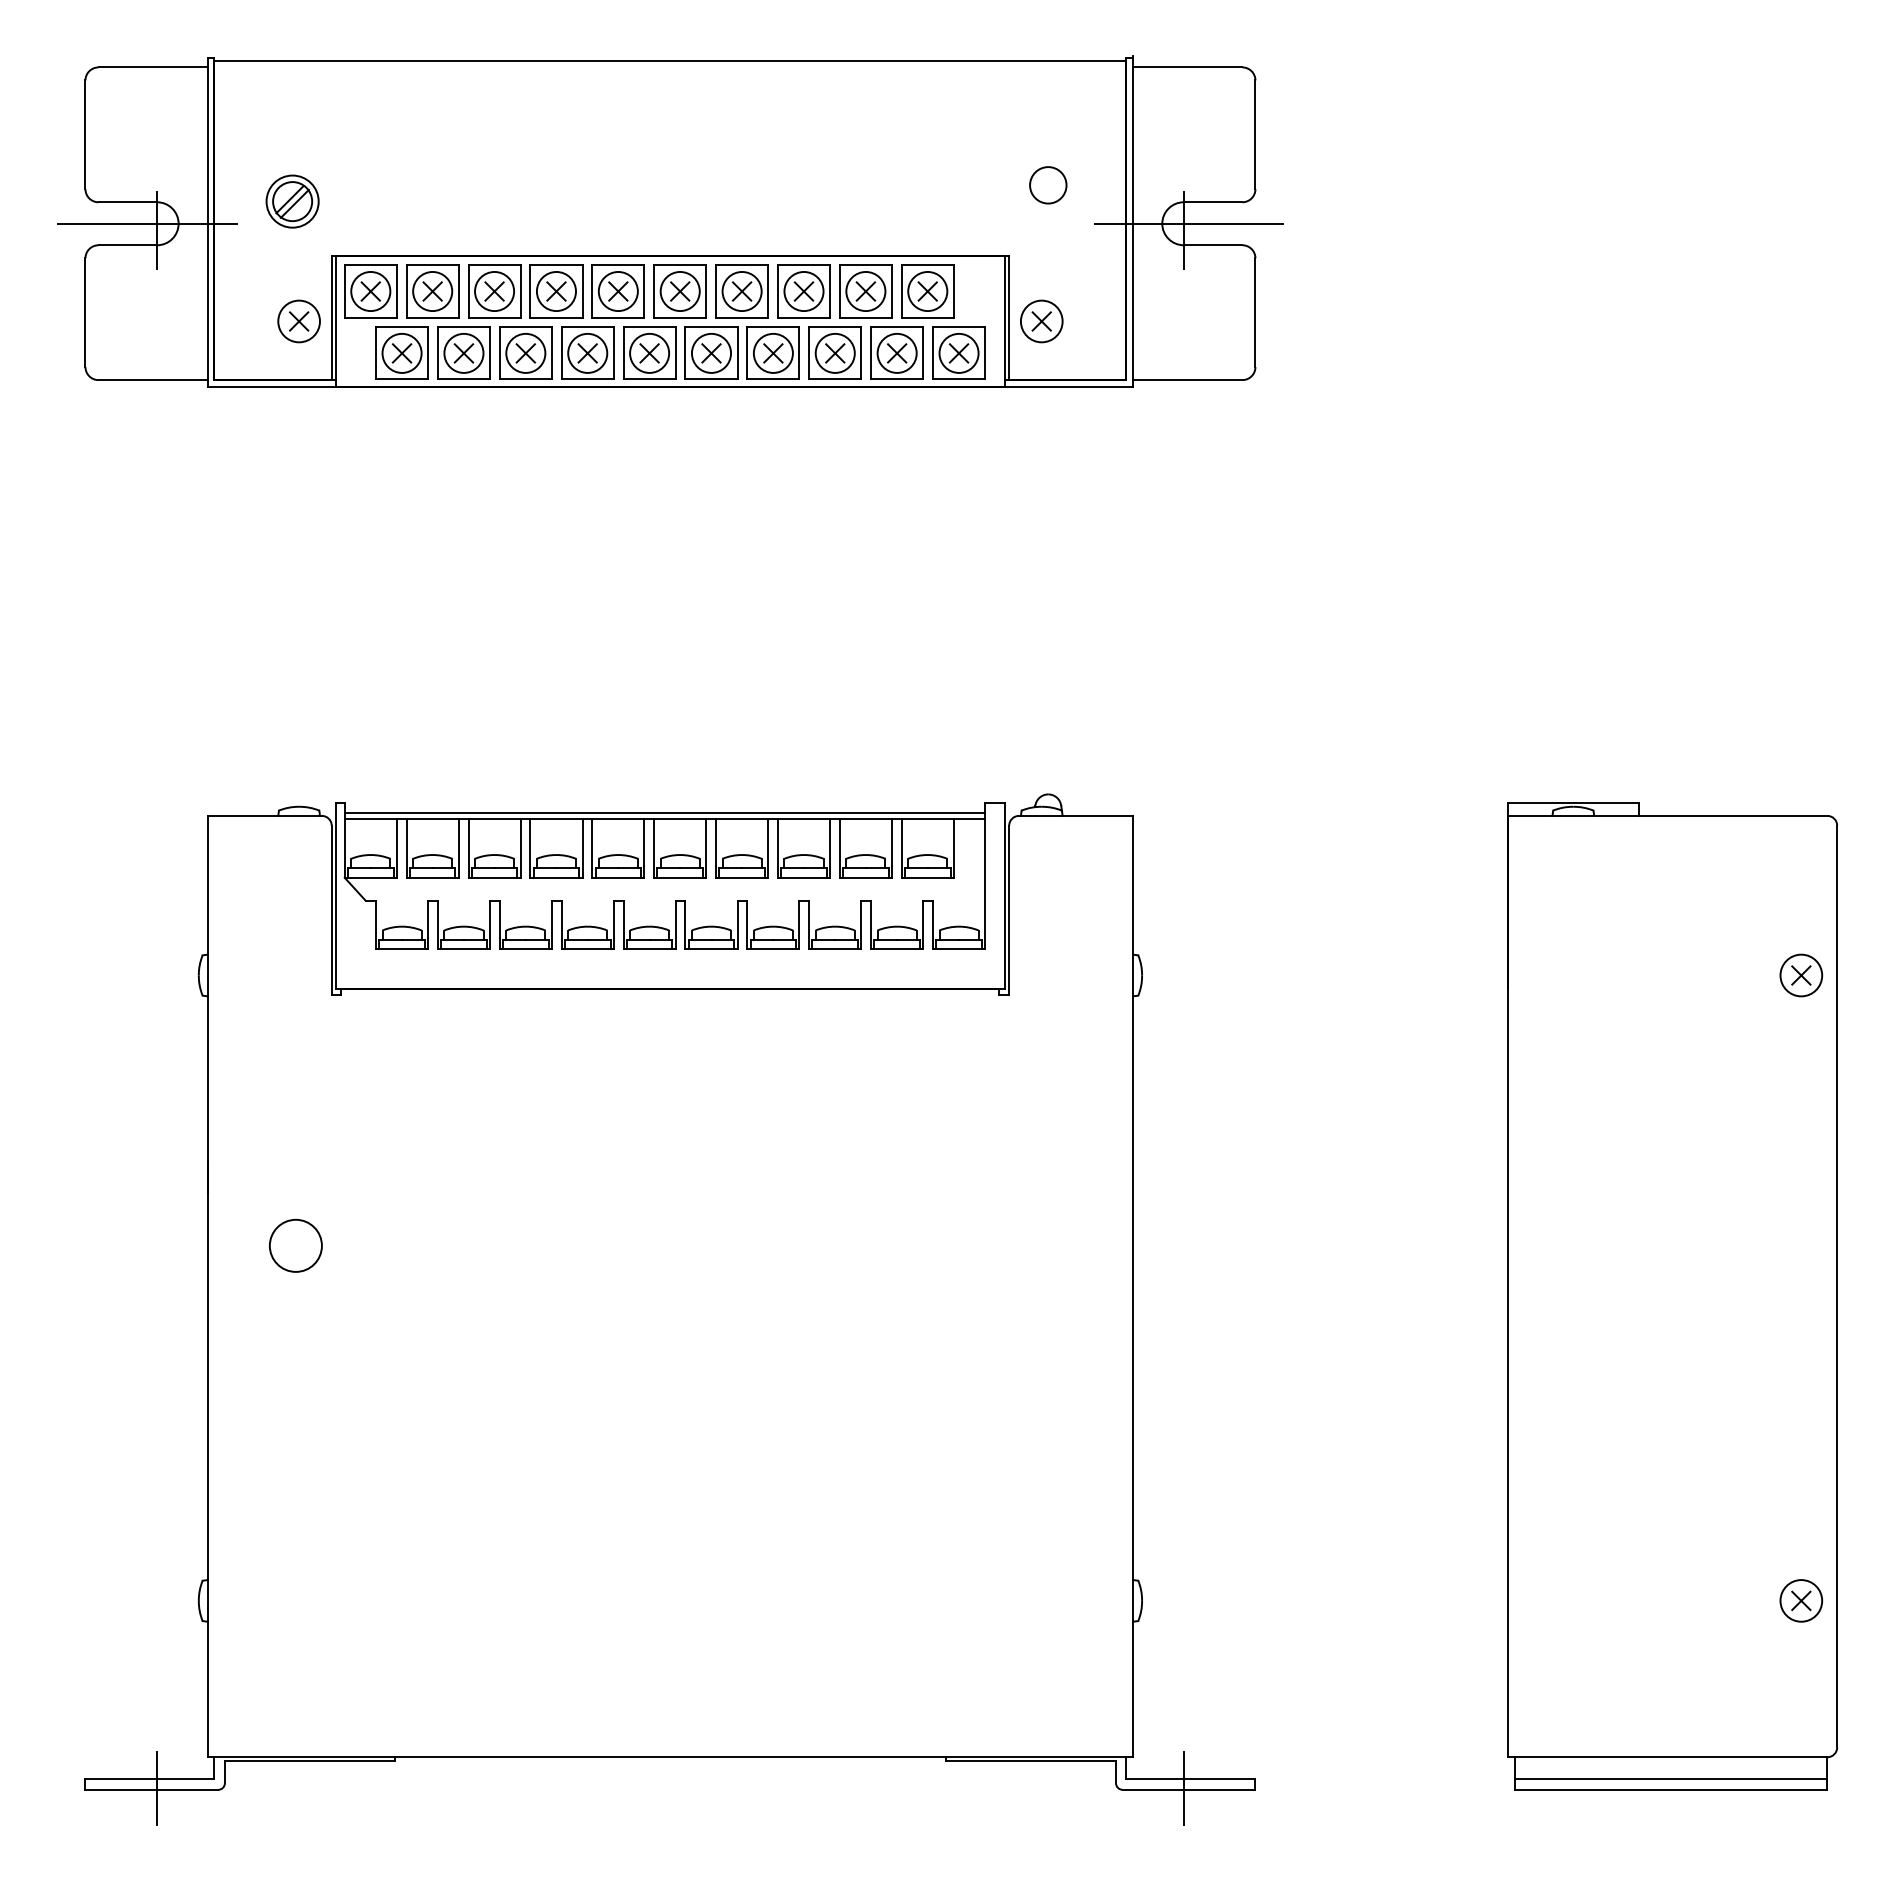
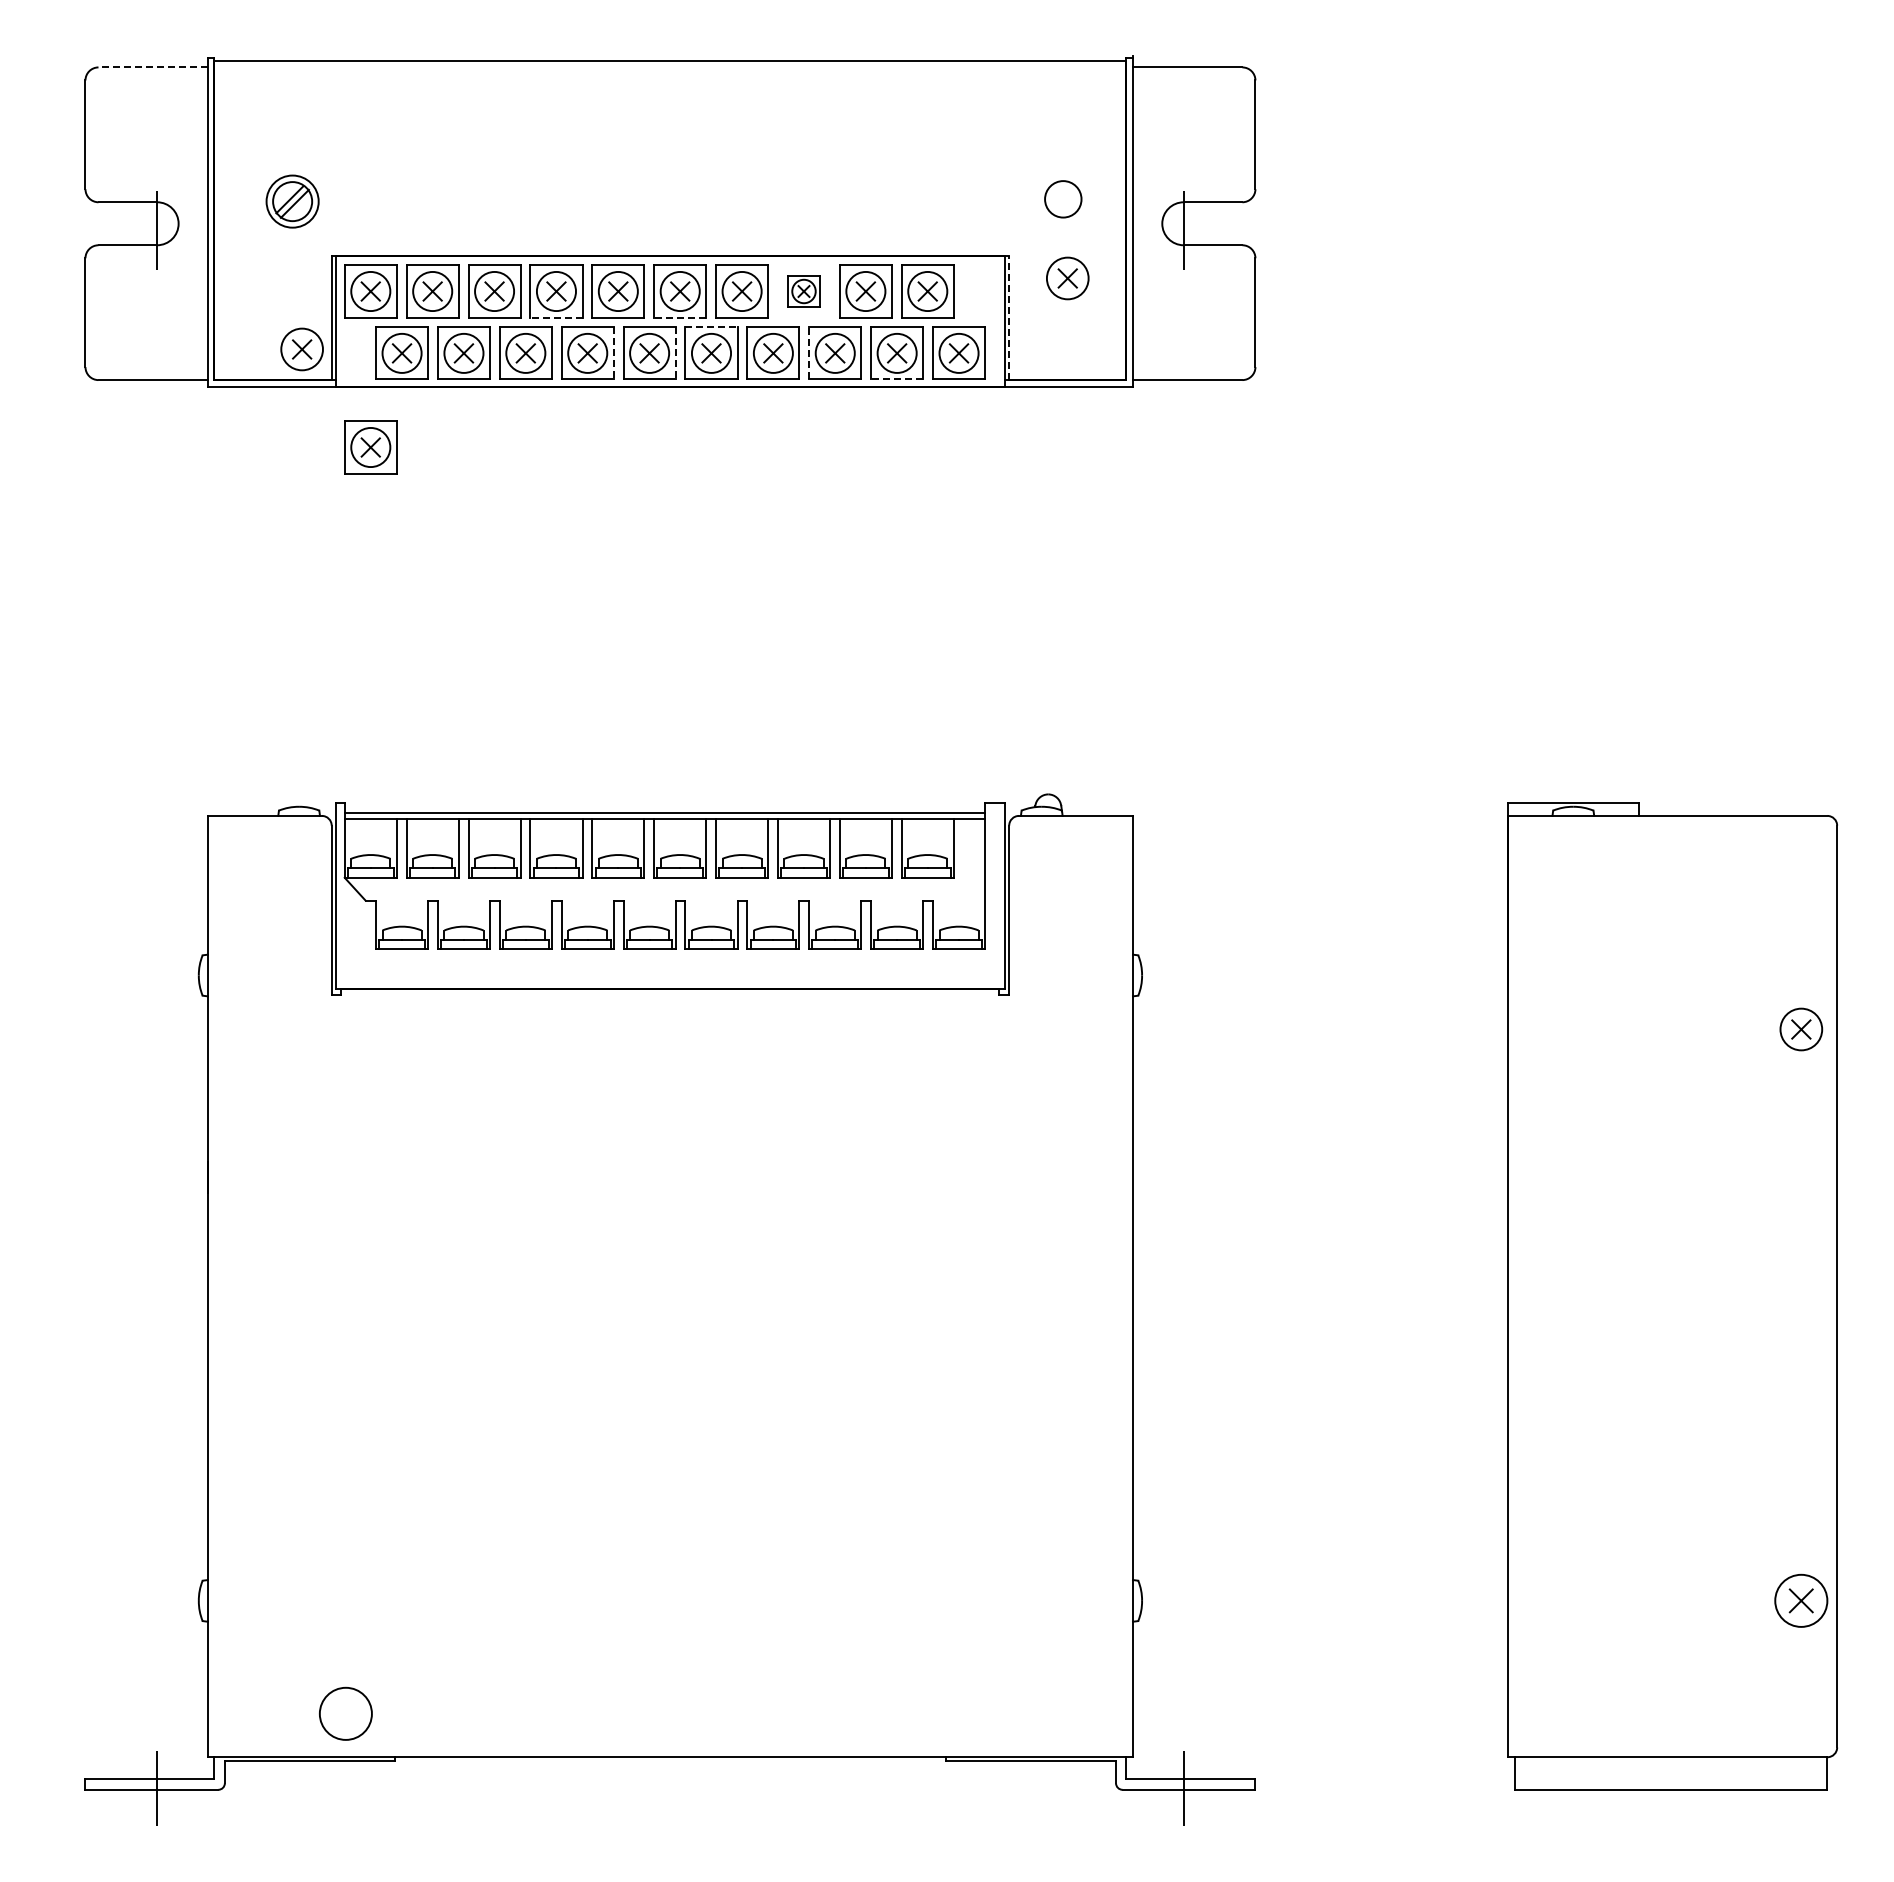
line: solid -> dashed (153, 67)
circle position: (1048, 185) -> (1063, 199) (1063, 199)
line: present -> none (146, 223)
line: present -> none (1188, 223)
part size: 54x55 px -> 34x33 px (803, 291)
line: solid -> dashed (555, 317)
line: solid -> dashed (679, 317)
line: solid -> dashed (1009, 318)
part position: (298, 321) -> (301, 349) (301, 349)
part position: (1041, 321) -> (1067, 278) (1067, 278)
line: solid -> dashed (711, 327)
line: solid -> dashed (809, 352)
line: solid -> dashed (613, 353)
line: solid -> dashed (675, 353)
line: solid -> dashed (896, 379)
part: none -> present (370, 447)
part position: (1801, 975) -> (1801, 1029) (1801, 1029)
circle position: (295, 1245) -> (345, 1713) (345, 1713)
part size: 45x44 px -> 55x55 px (1801, 1600)
line: present -> none (1670, 1779)
